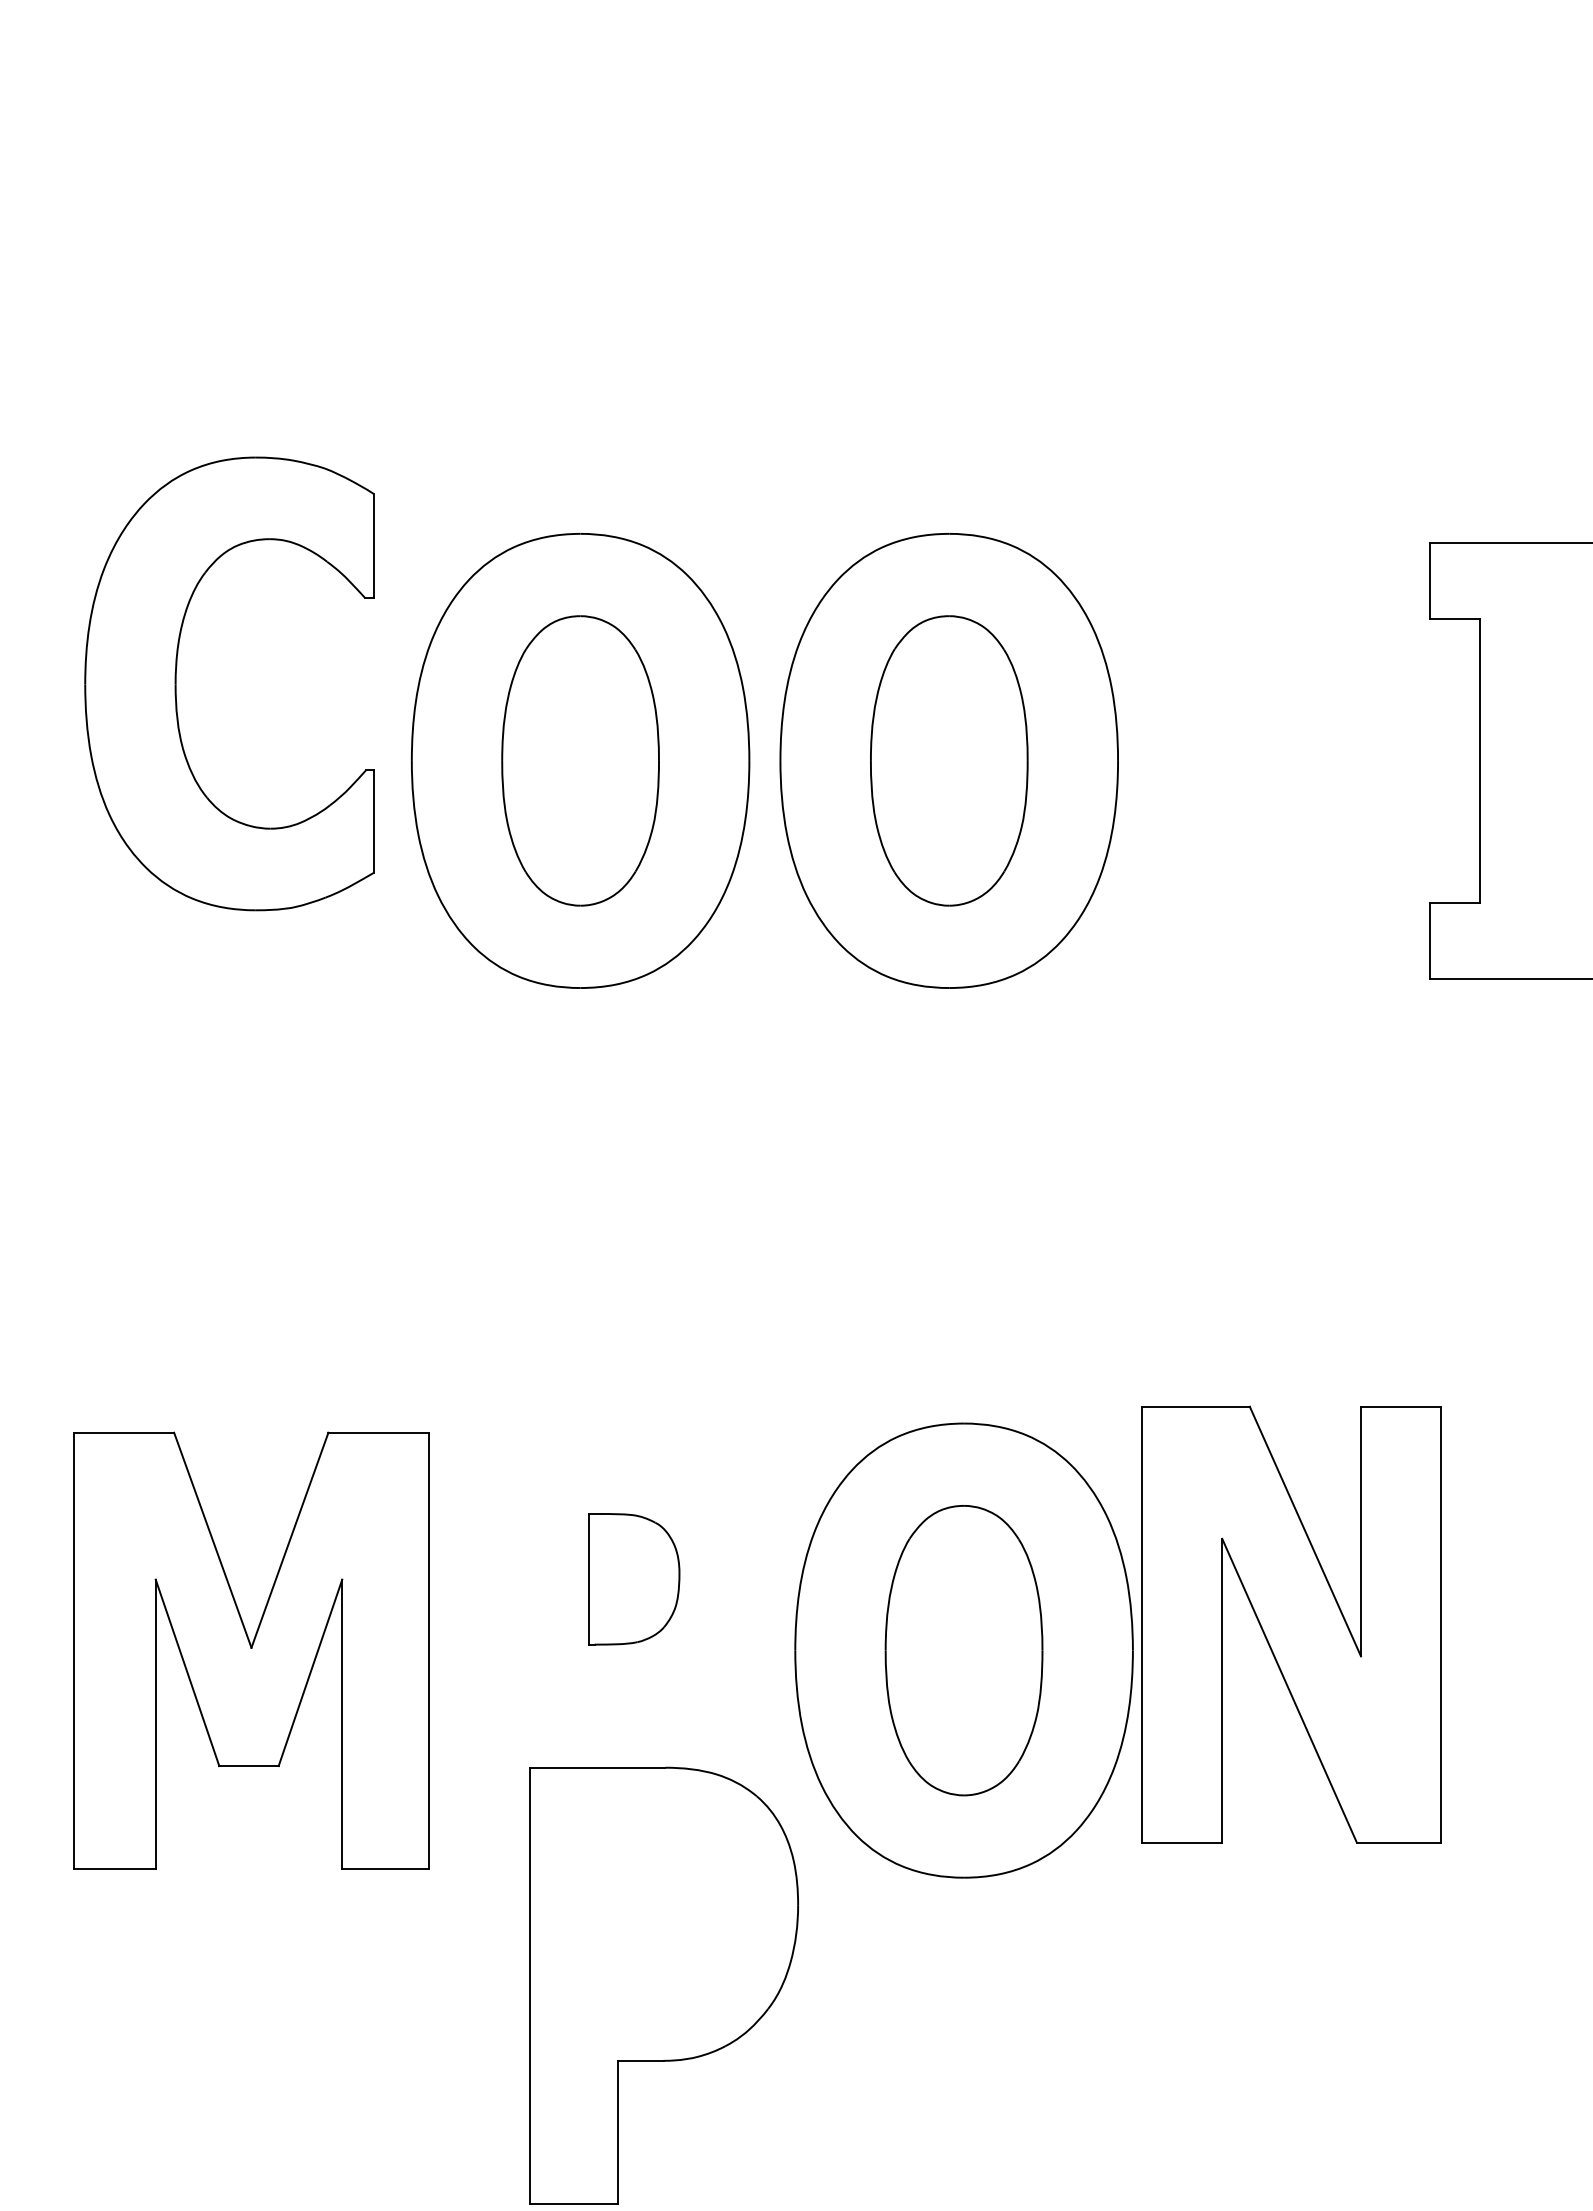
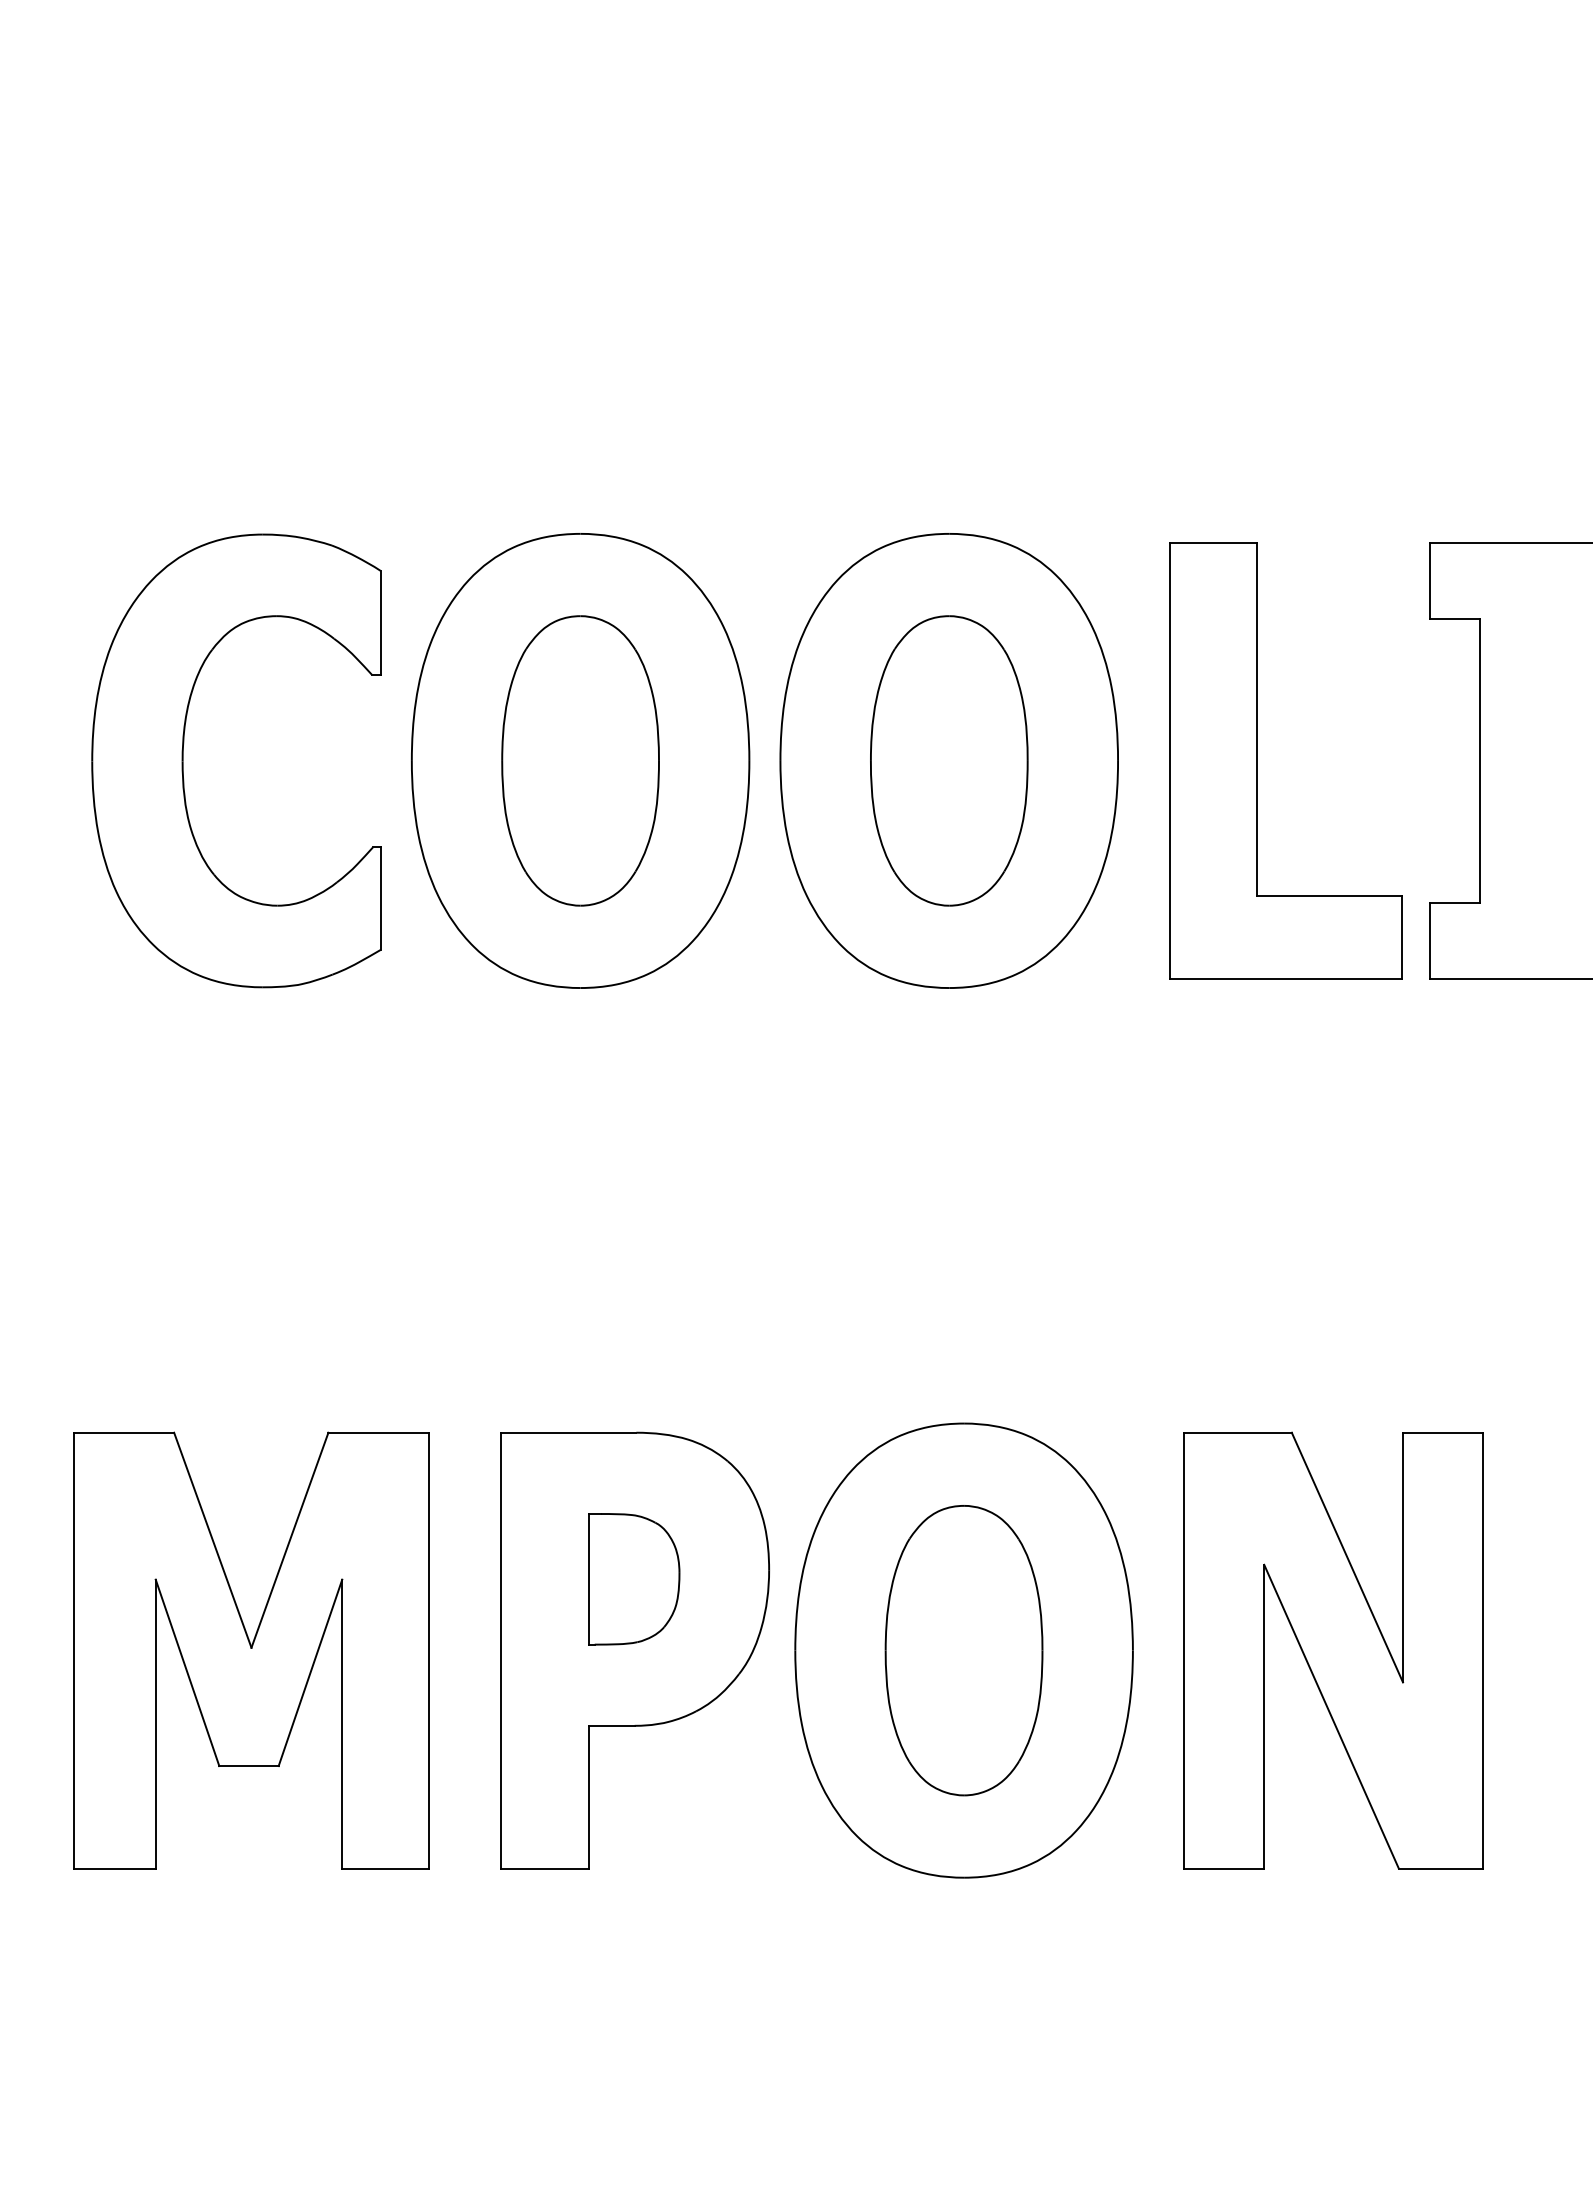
part position: (176, 683) -> (183, 760) (183, 760)
part: none -> present (1257, 760)
part position: (1291, 1624) -> (1333, 1650) (1333, 1650)
part position: (663, 1985) -> (634, 1650) (634, 1650)
